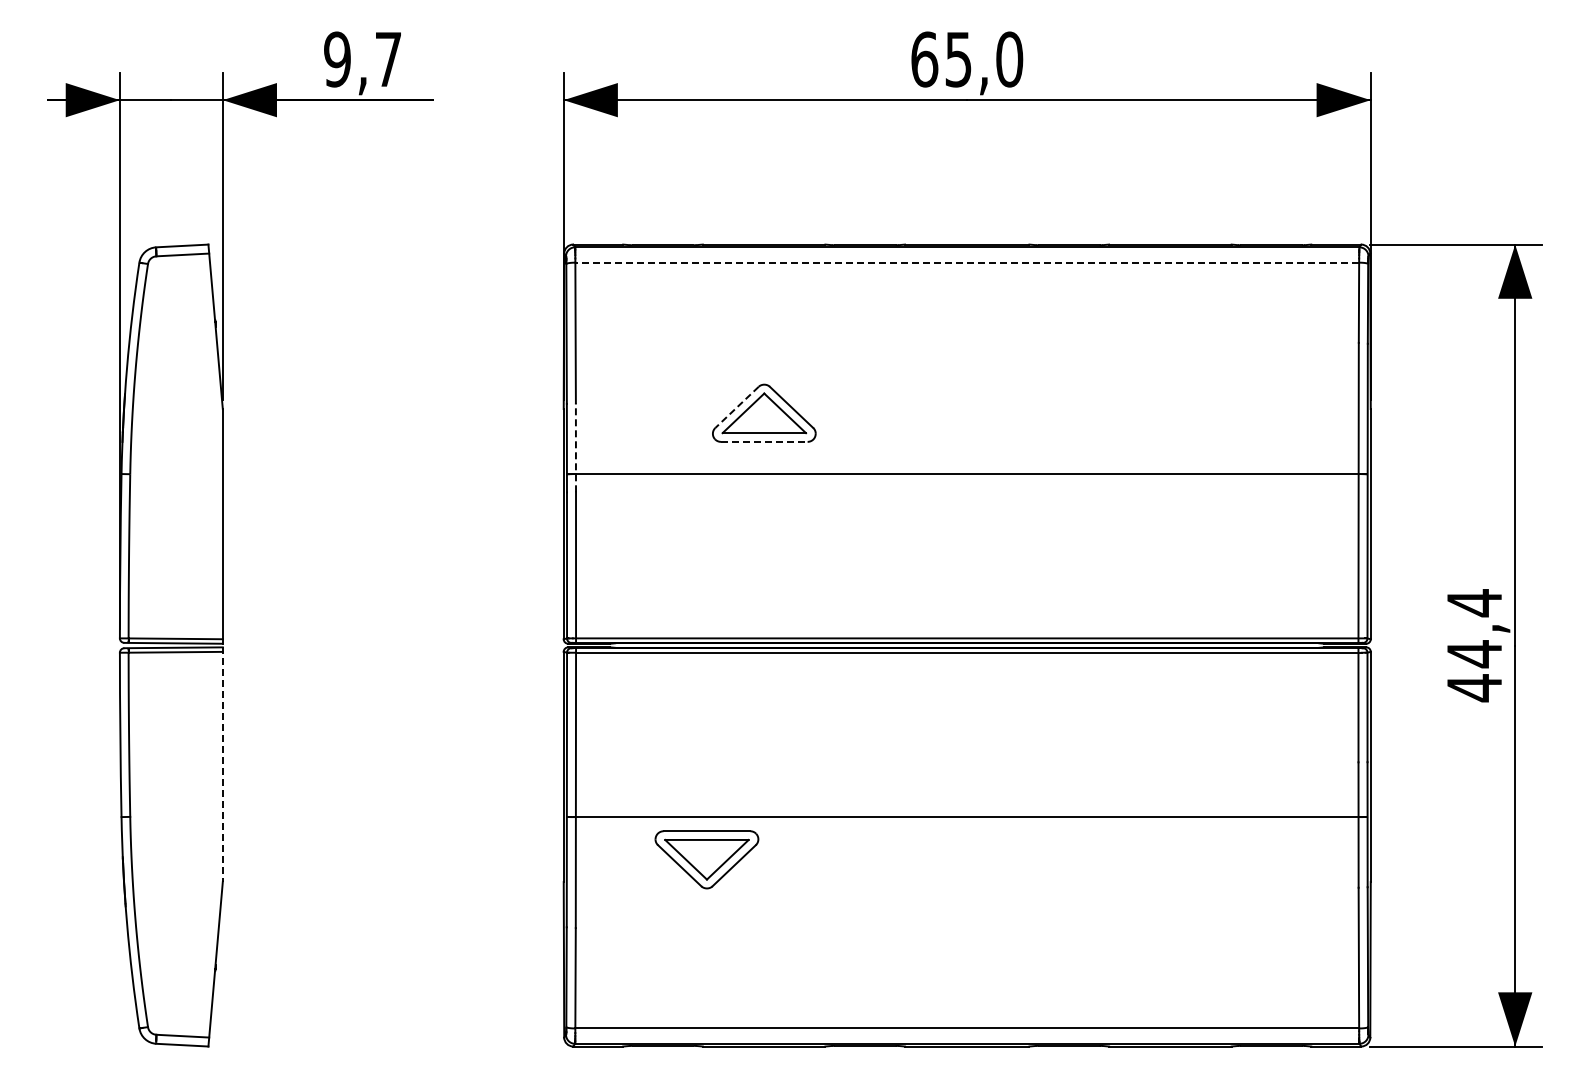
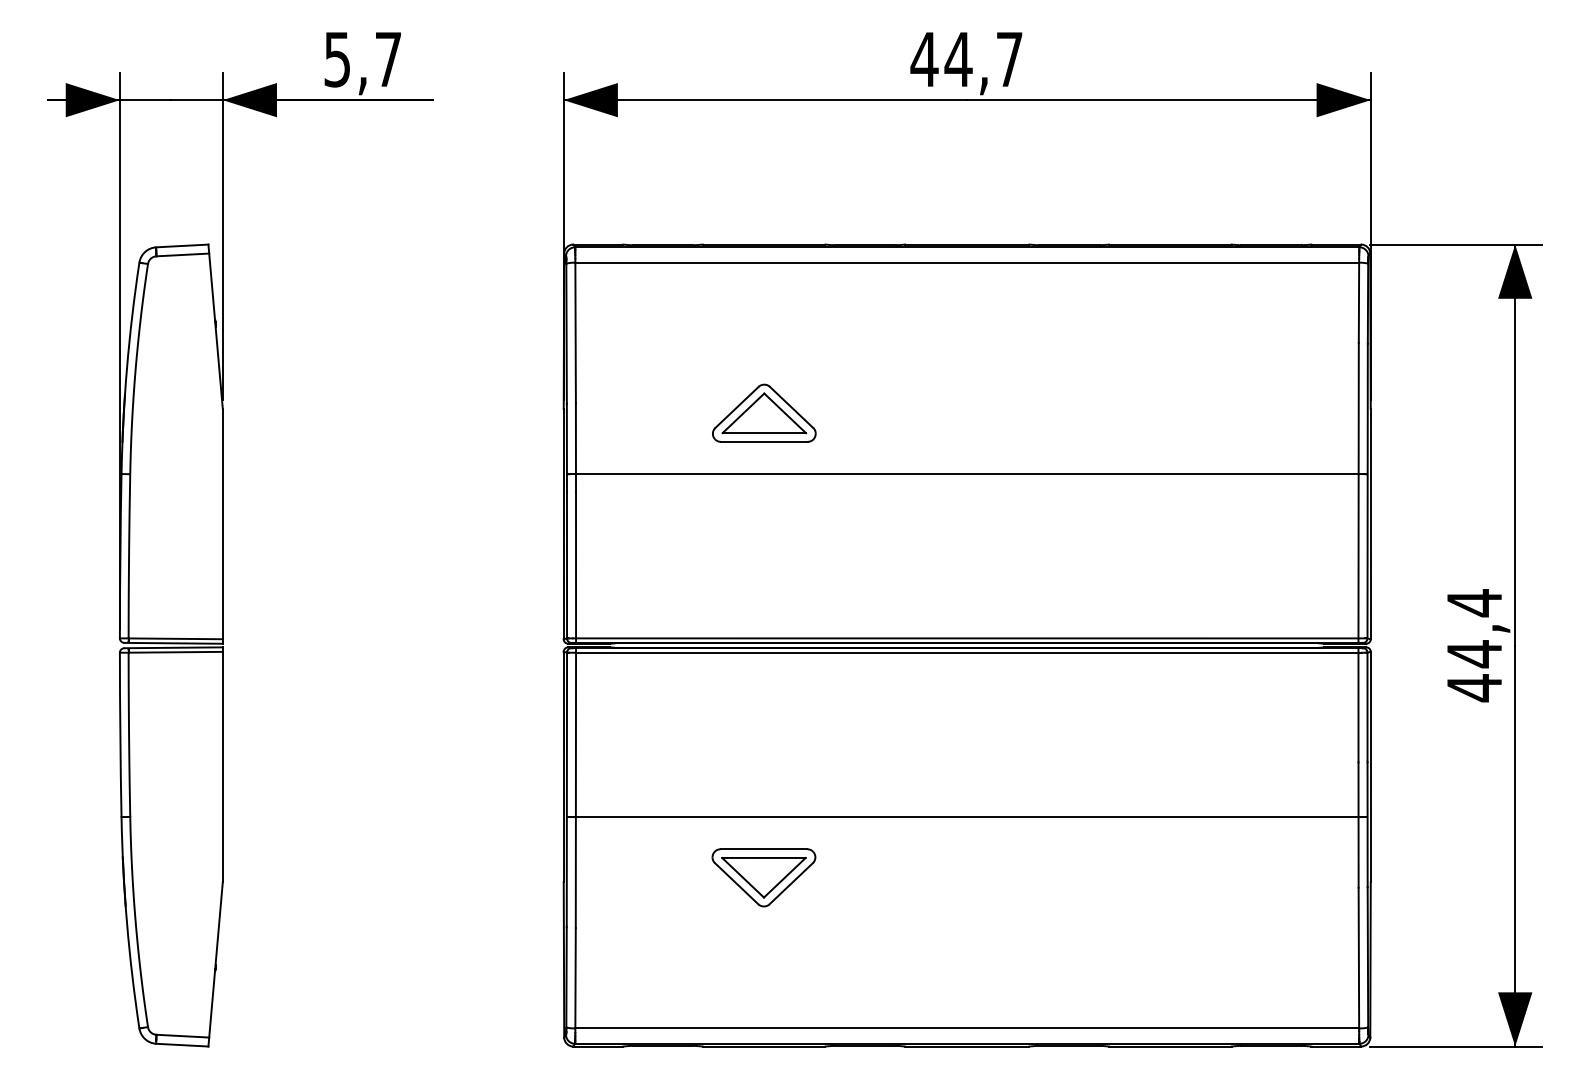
text: 9,7 -> 5,7 (337, 59)
text: 65,0 -> 44,7 (966, 59)
line: dashed -> solid (967, 262)
line: dashed -> solid (737, 407)
line: dashed -> solid (764, 441)
line: dashed -> solid (575, 447)
line: dashed -> solid (222, 765)
part position: (706, 859) -> (763, 877) (763, 877)
